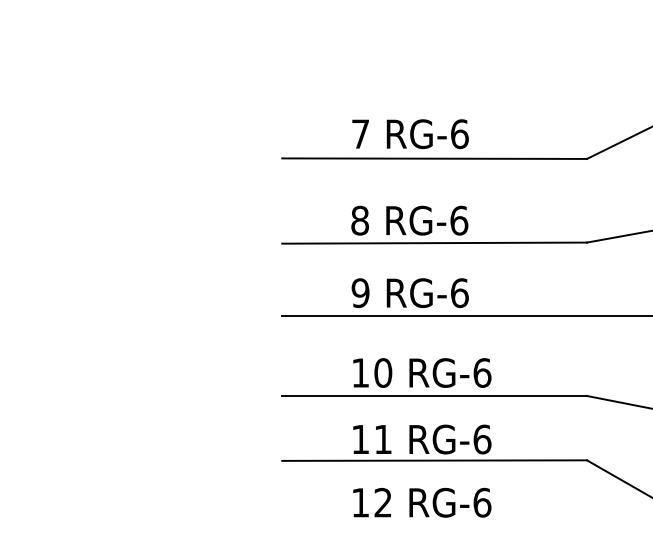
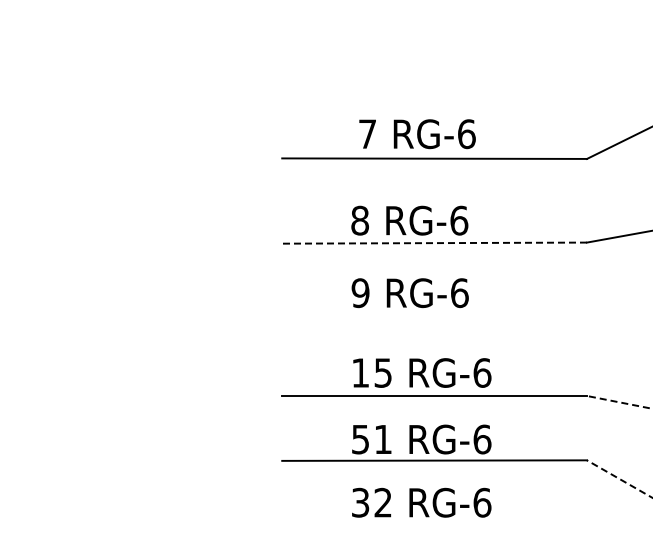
text position: (410, 134) -> (417, 134) (417, 134)
line: solid -> dashed (434, 243)
line: present -> none (465, 316)
text: 10 -> 15 (383, 372)
line: solid -> dashed (619, 402)
text: 11 -> 51 (360, 439)
line: solid -> dashed (619, 479)
text: 12 -> 32 (360, 502)
